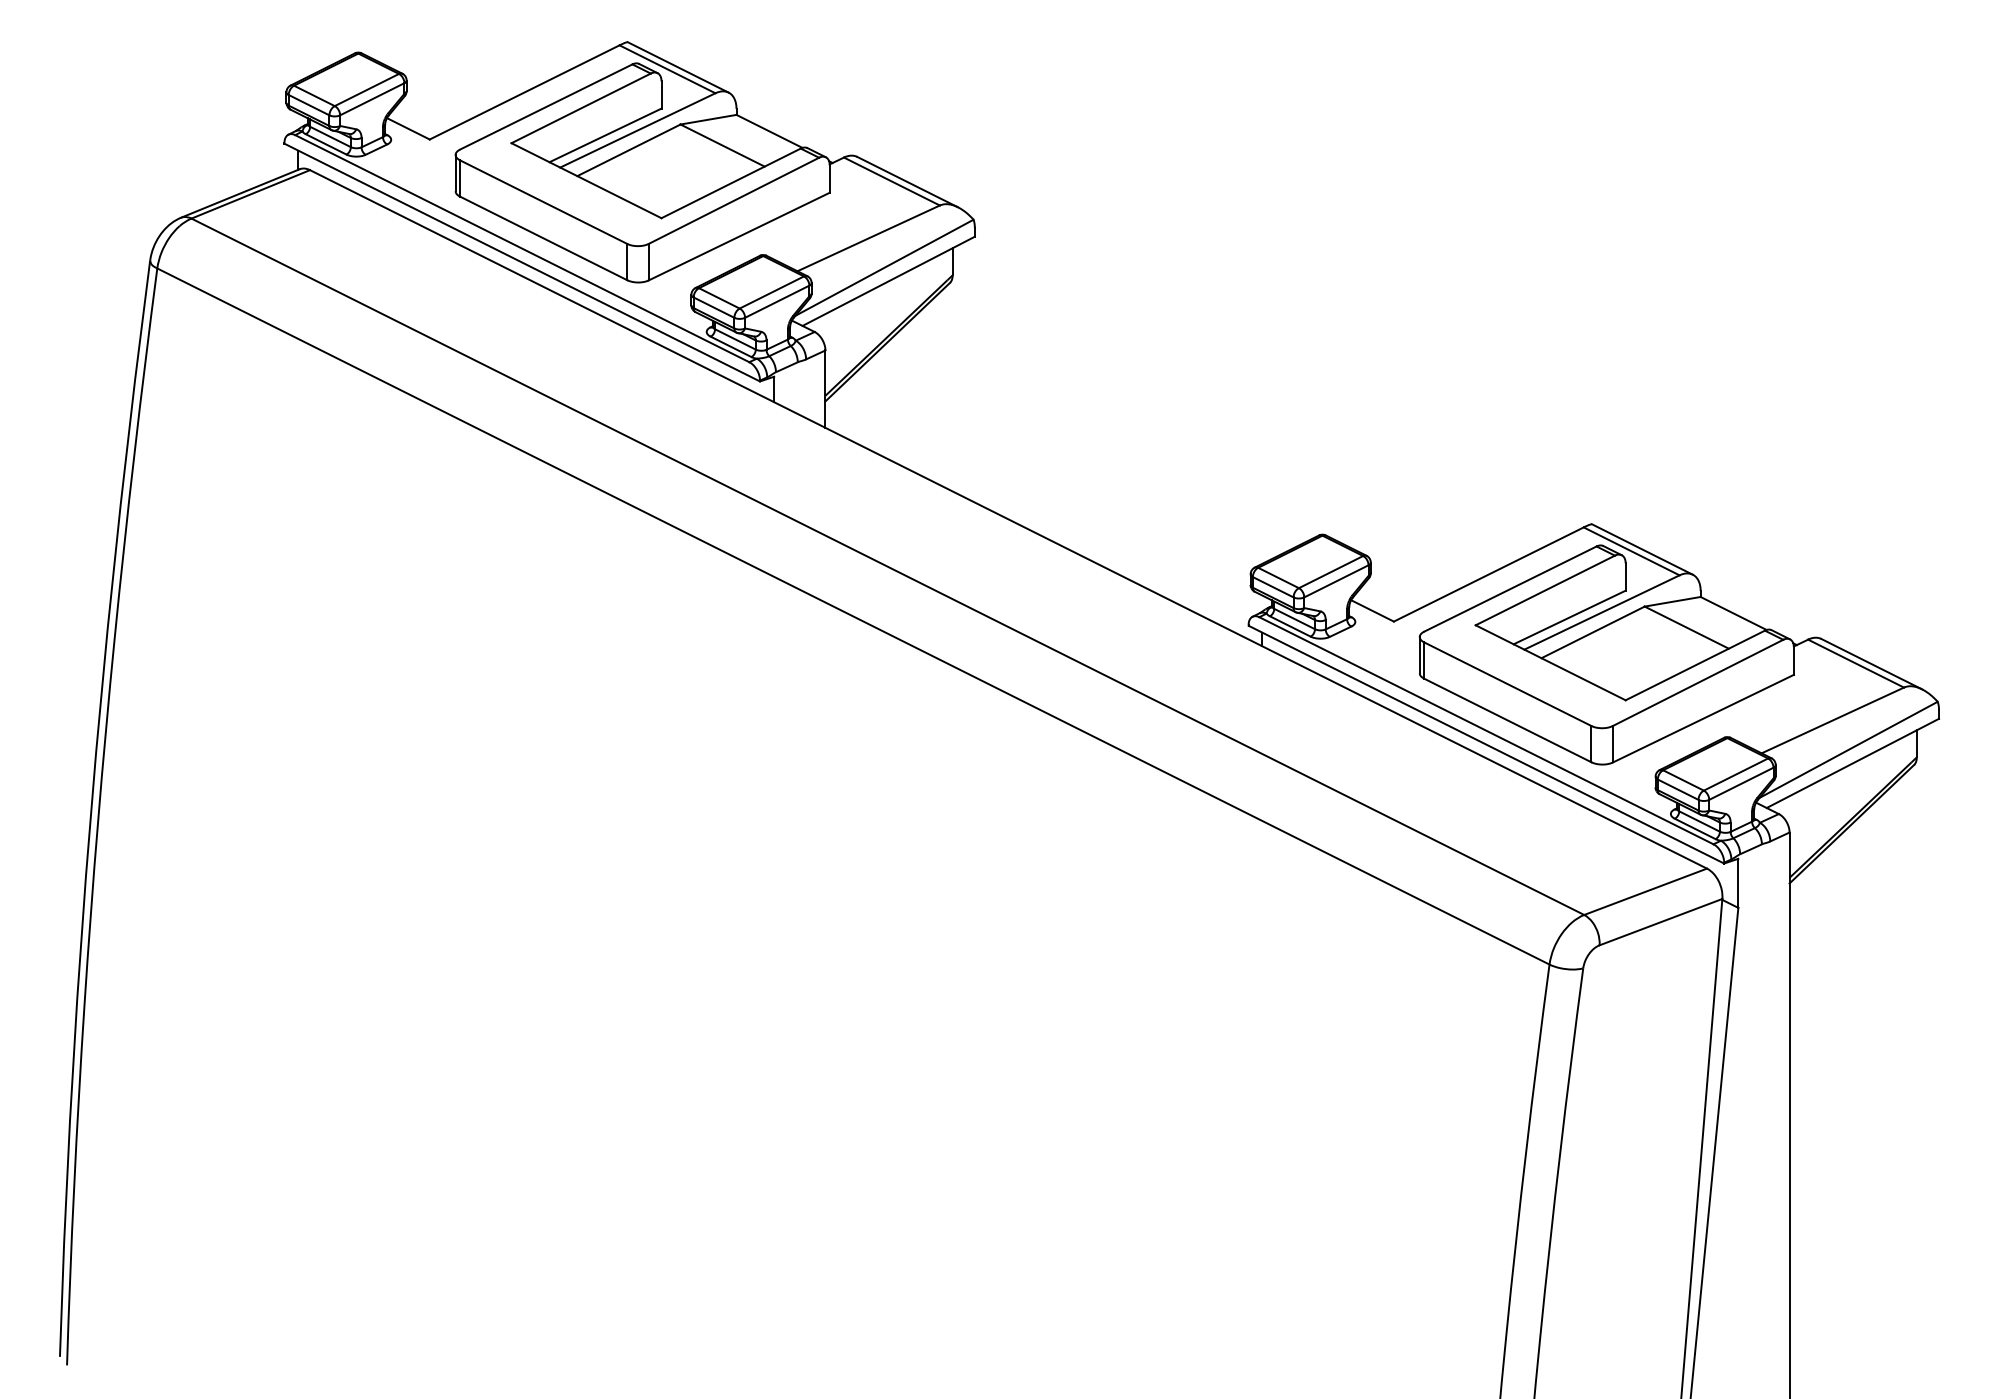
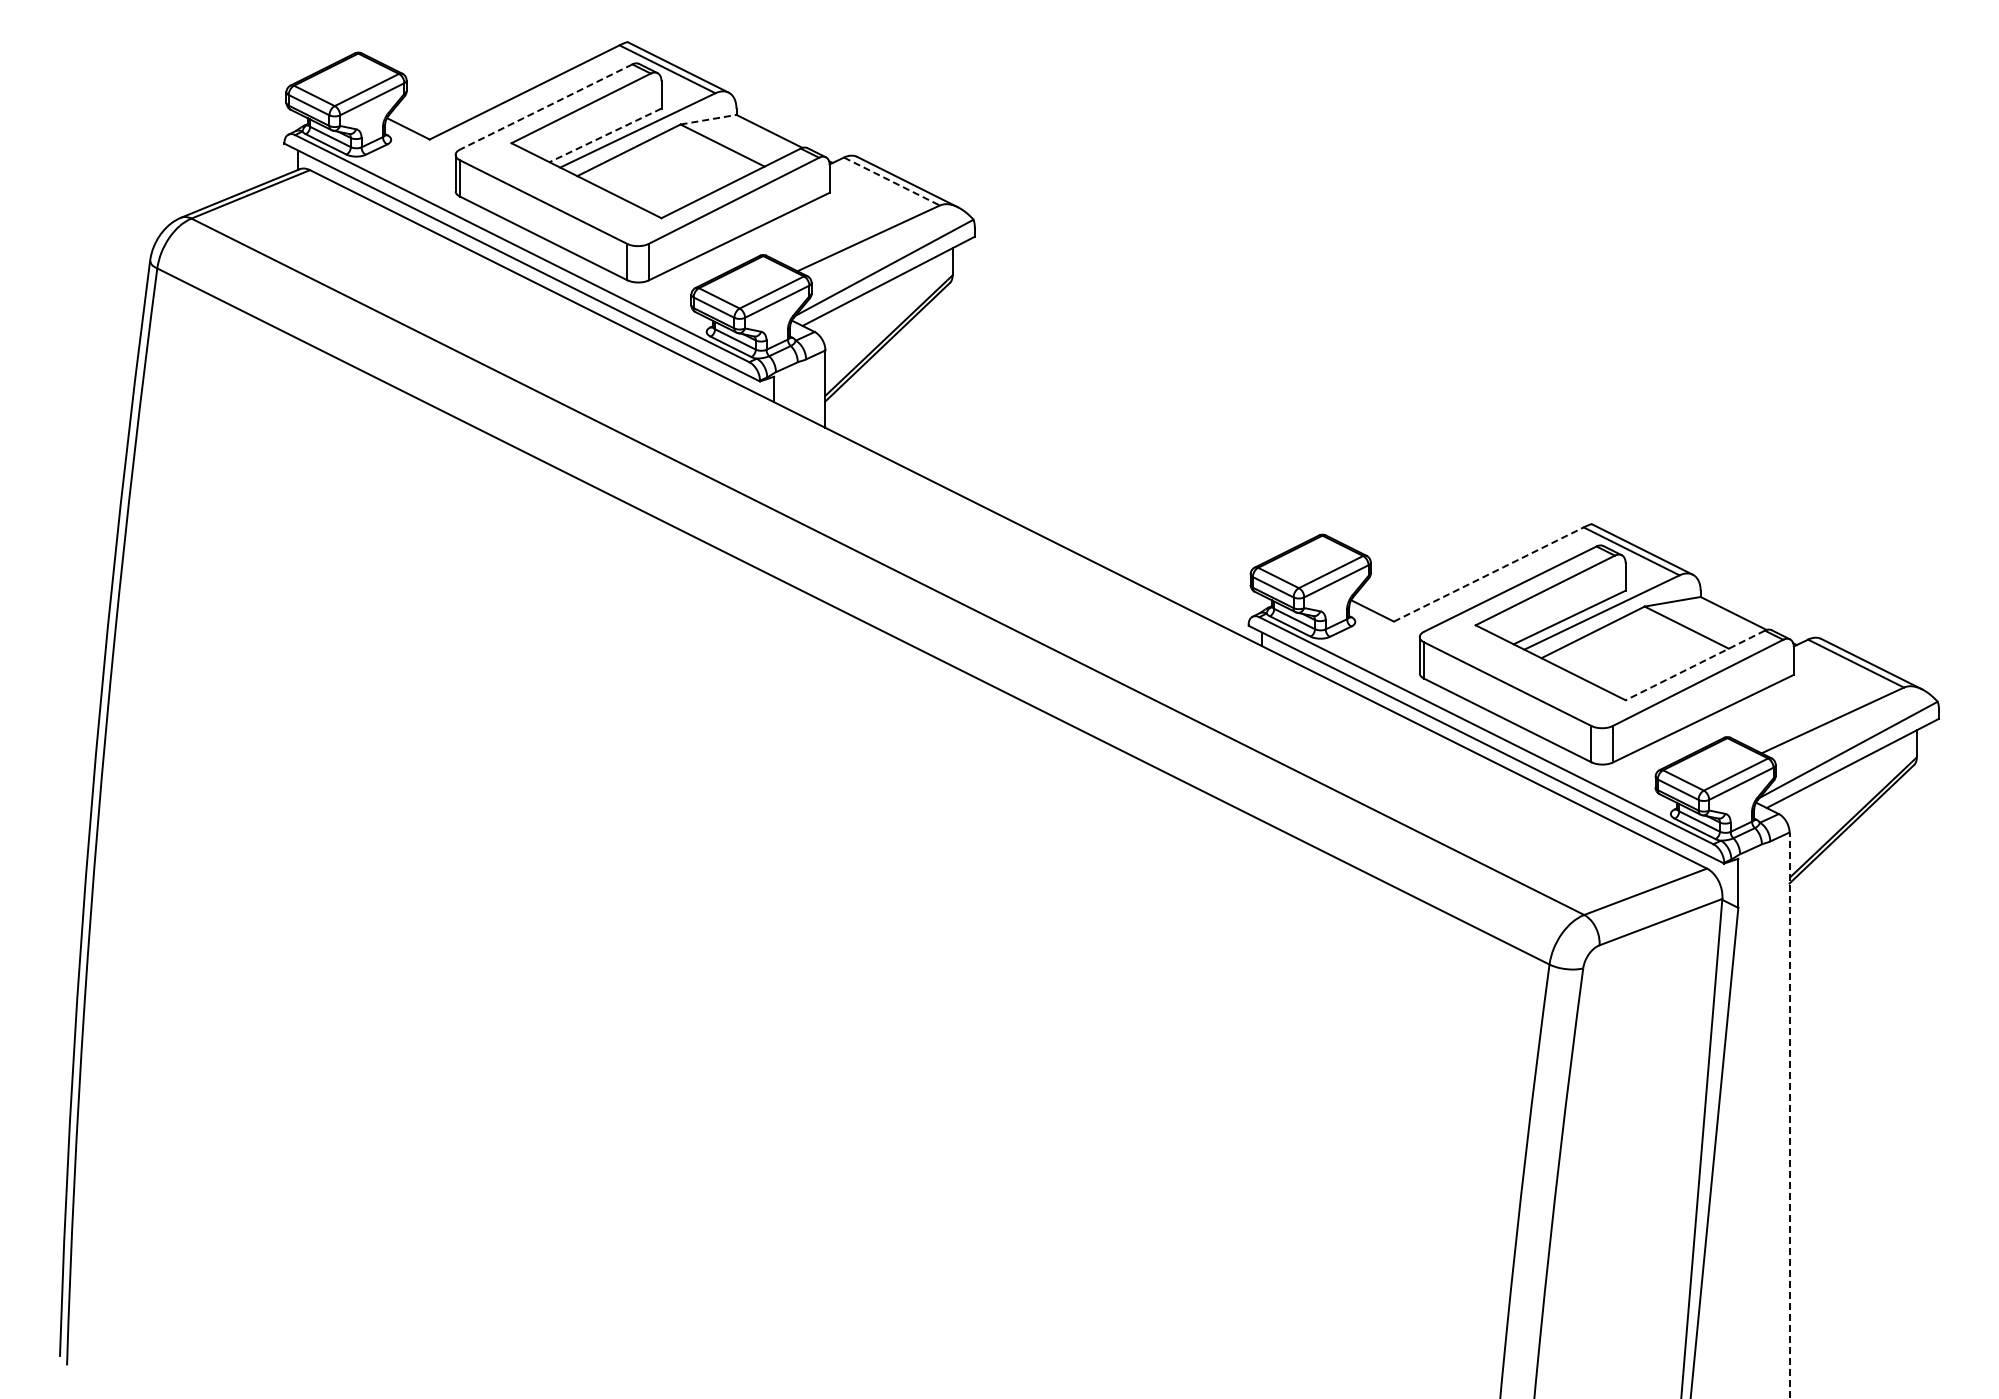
line: solid -> dashed (545, 107)
line: solid -> dashed (709, 119)
line: solid -> dashed (605, 135)
line: solid -> dashed (891, 181)
line: solid -> dashed (1488, 574)
line: solid -> dashed (1695, 665)
line: solid -> dashed (1789, 1115)
